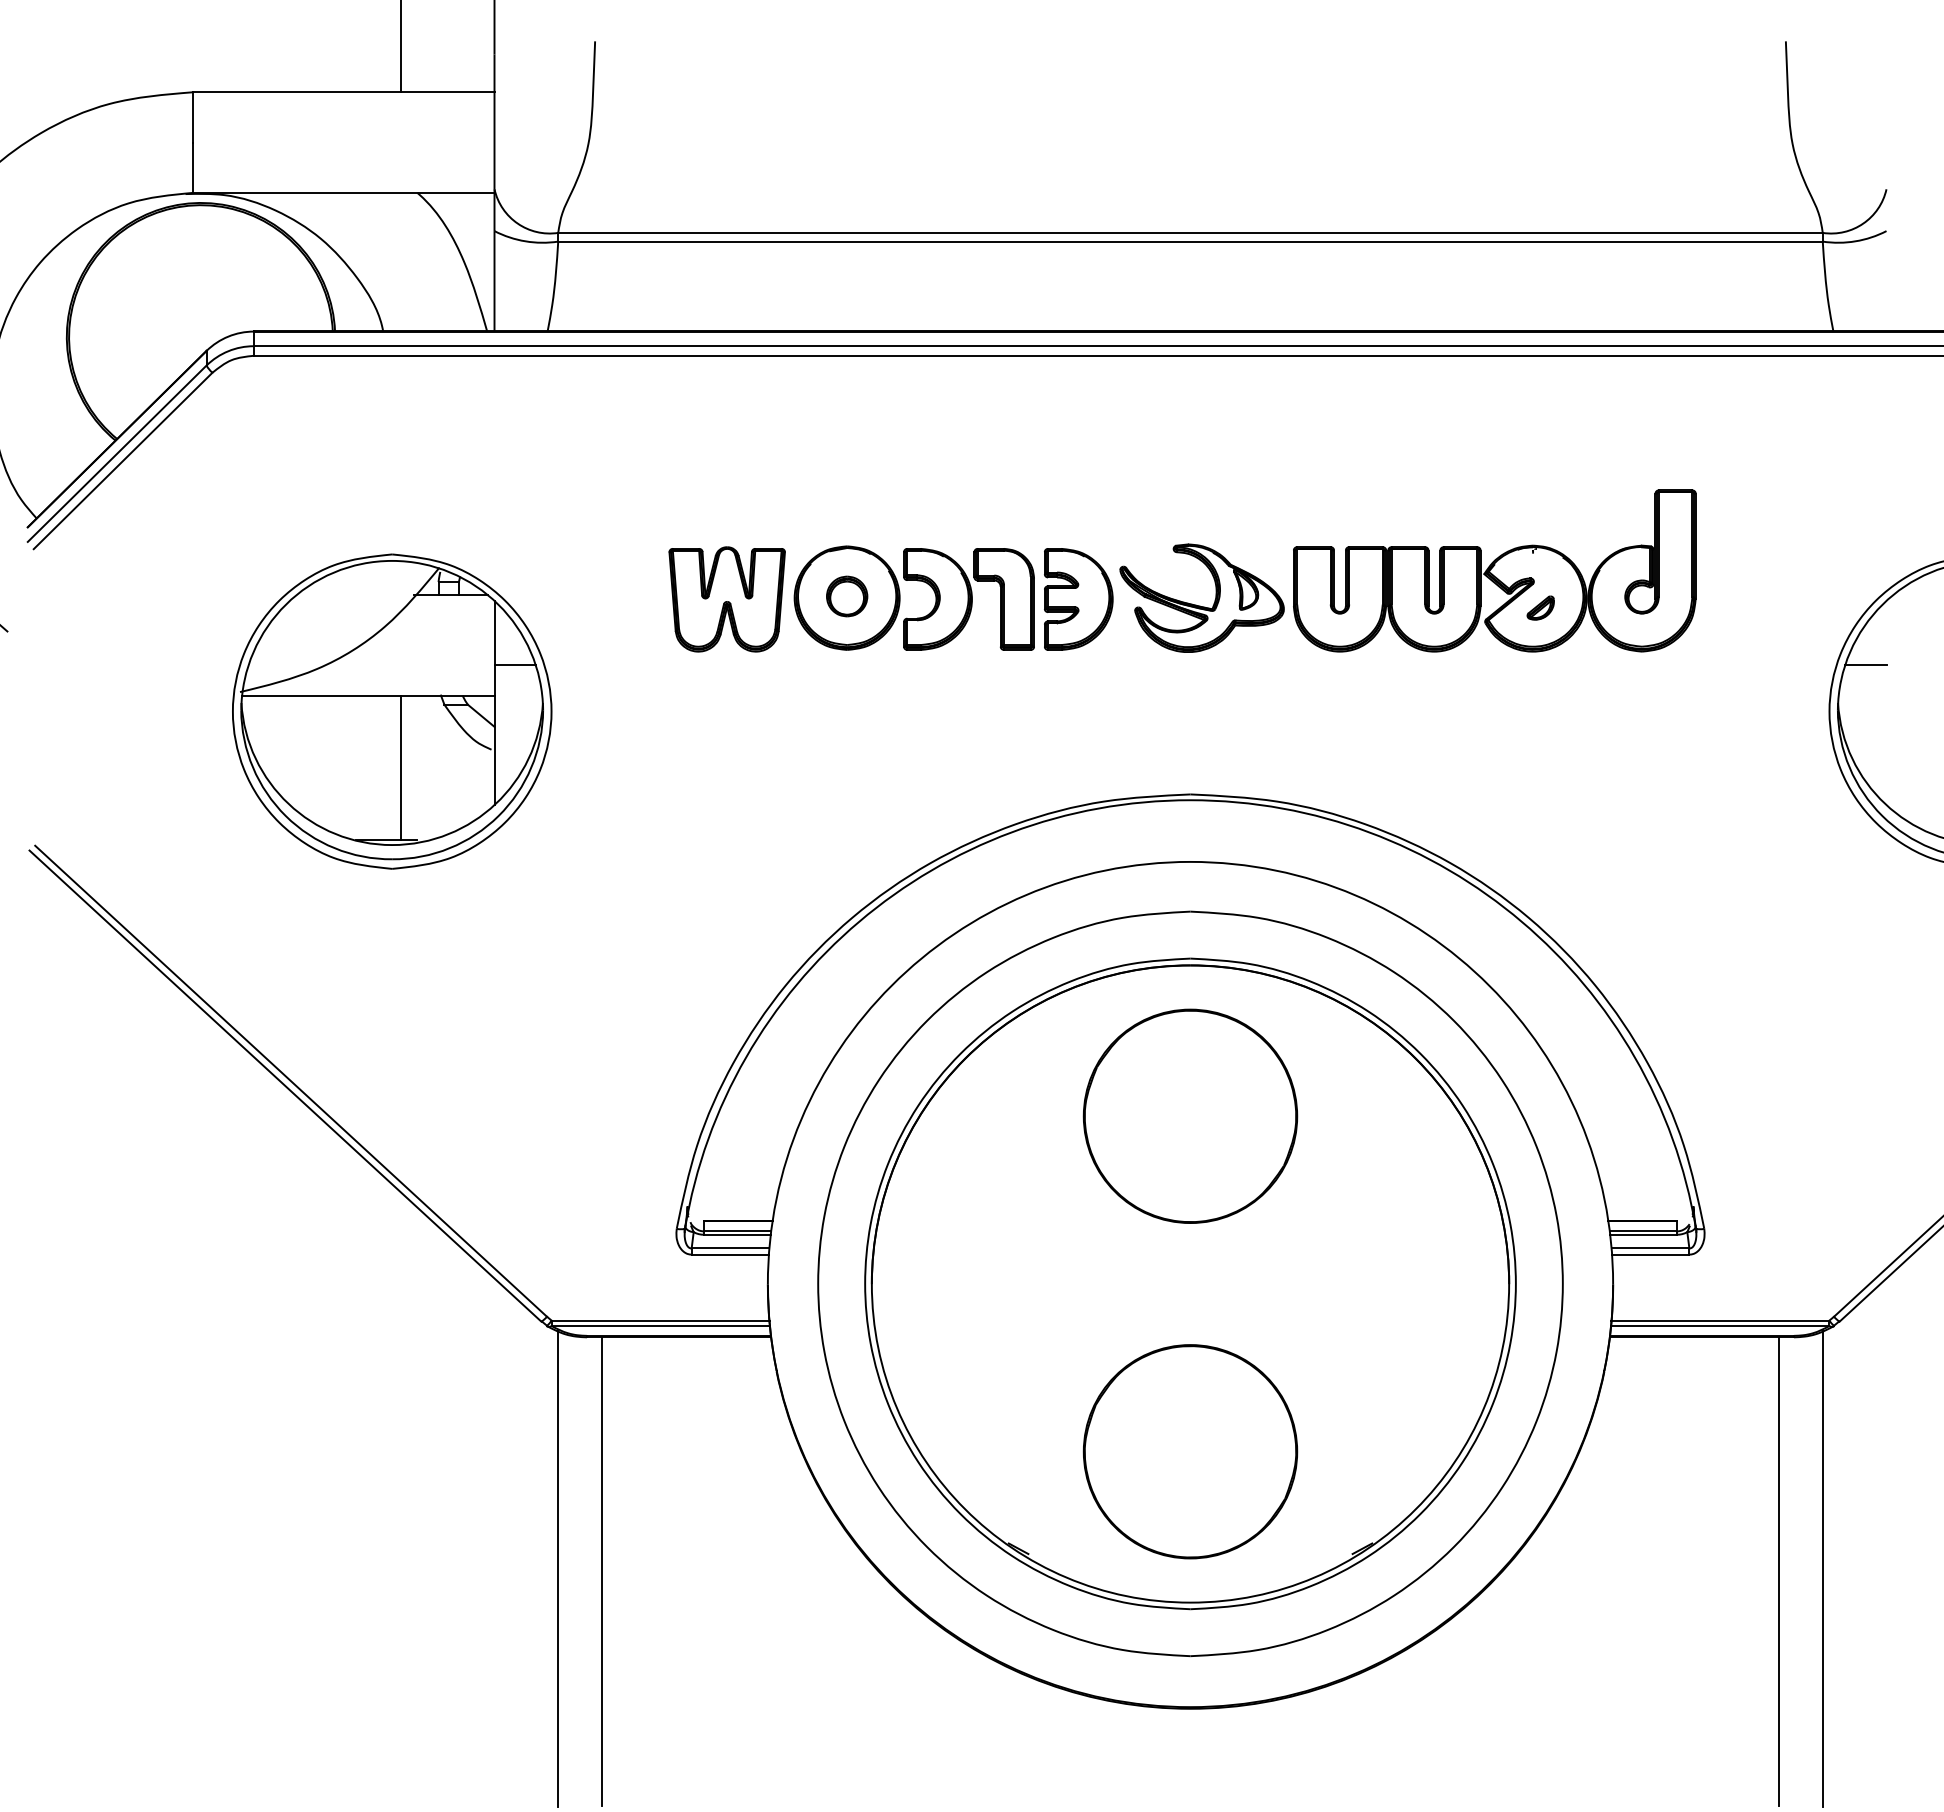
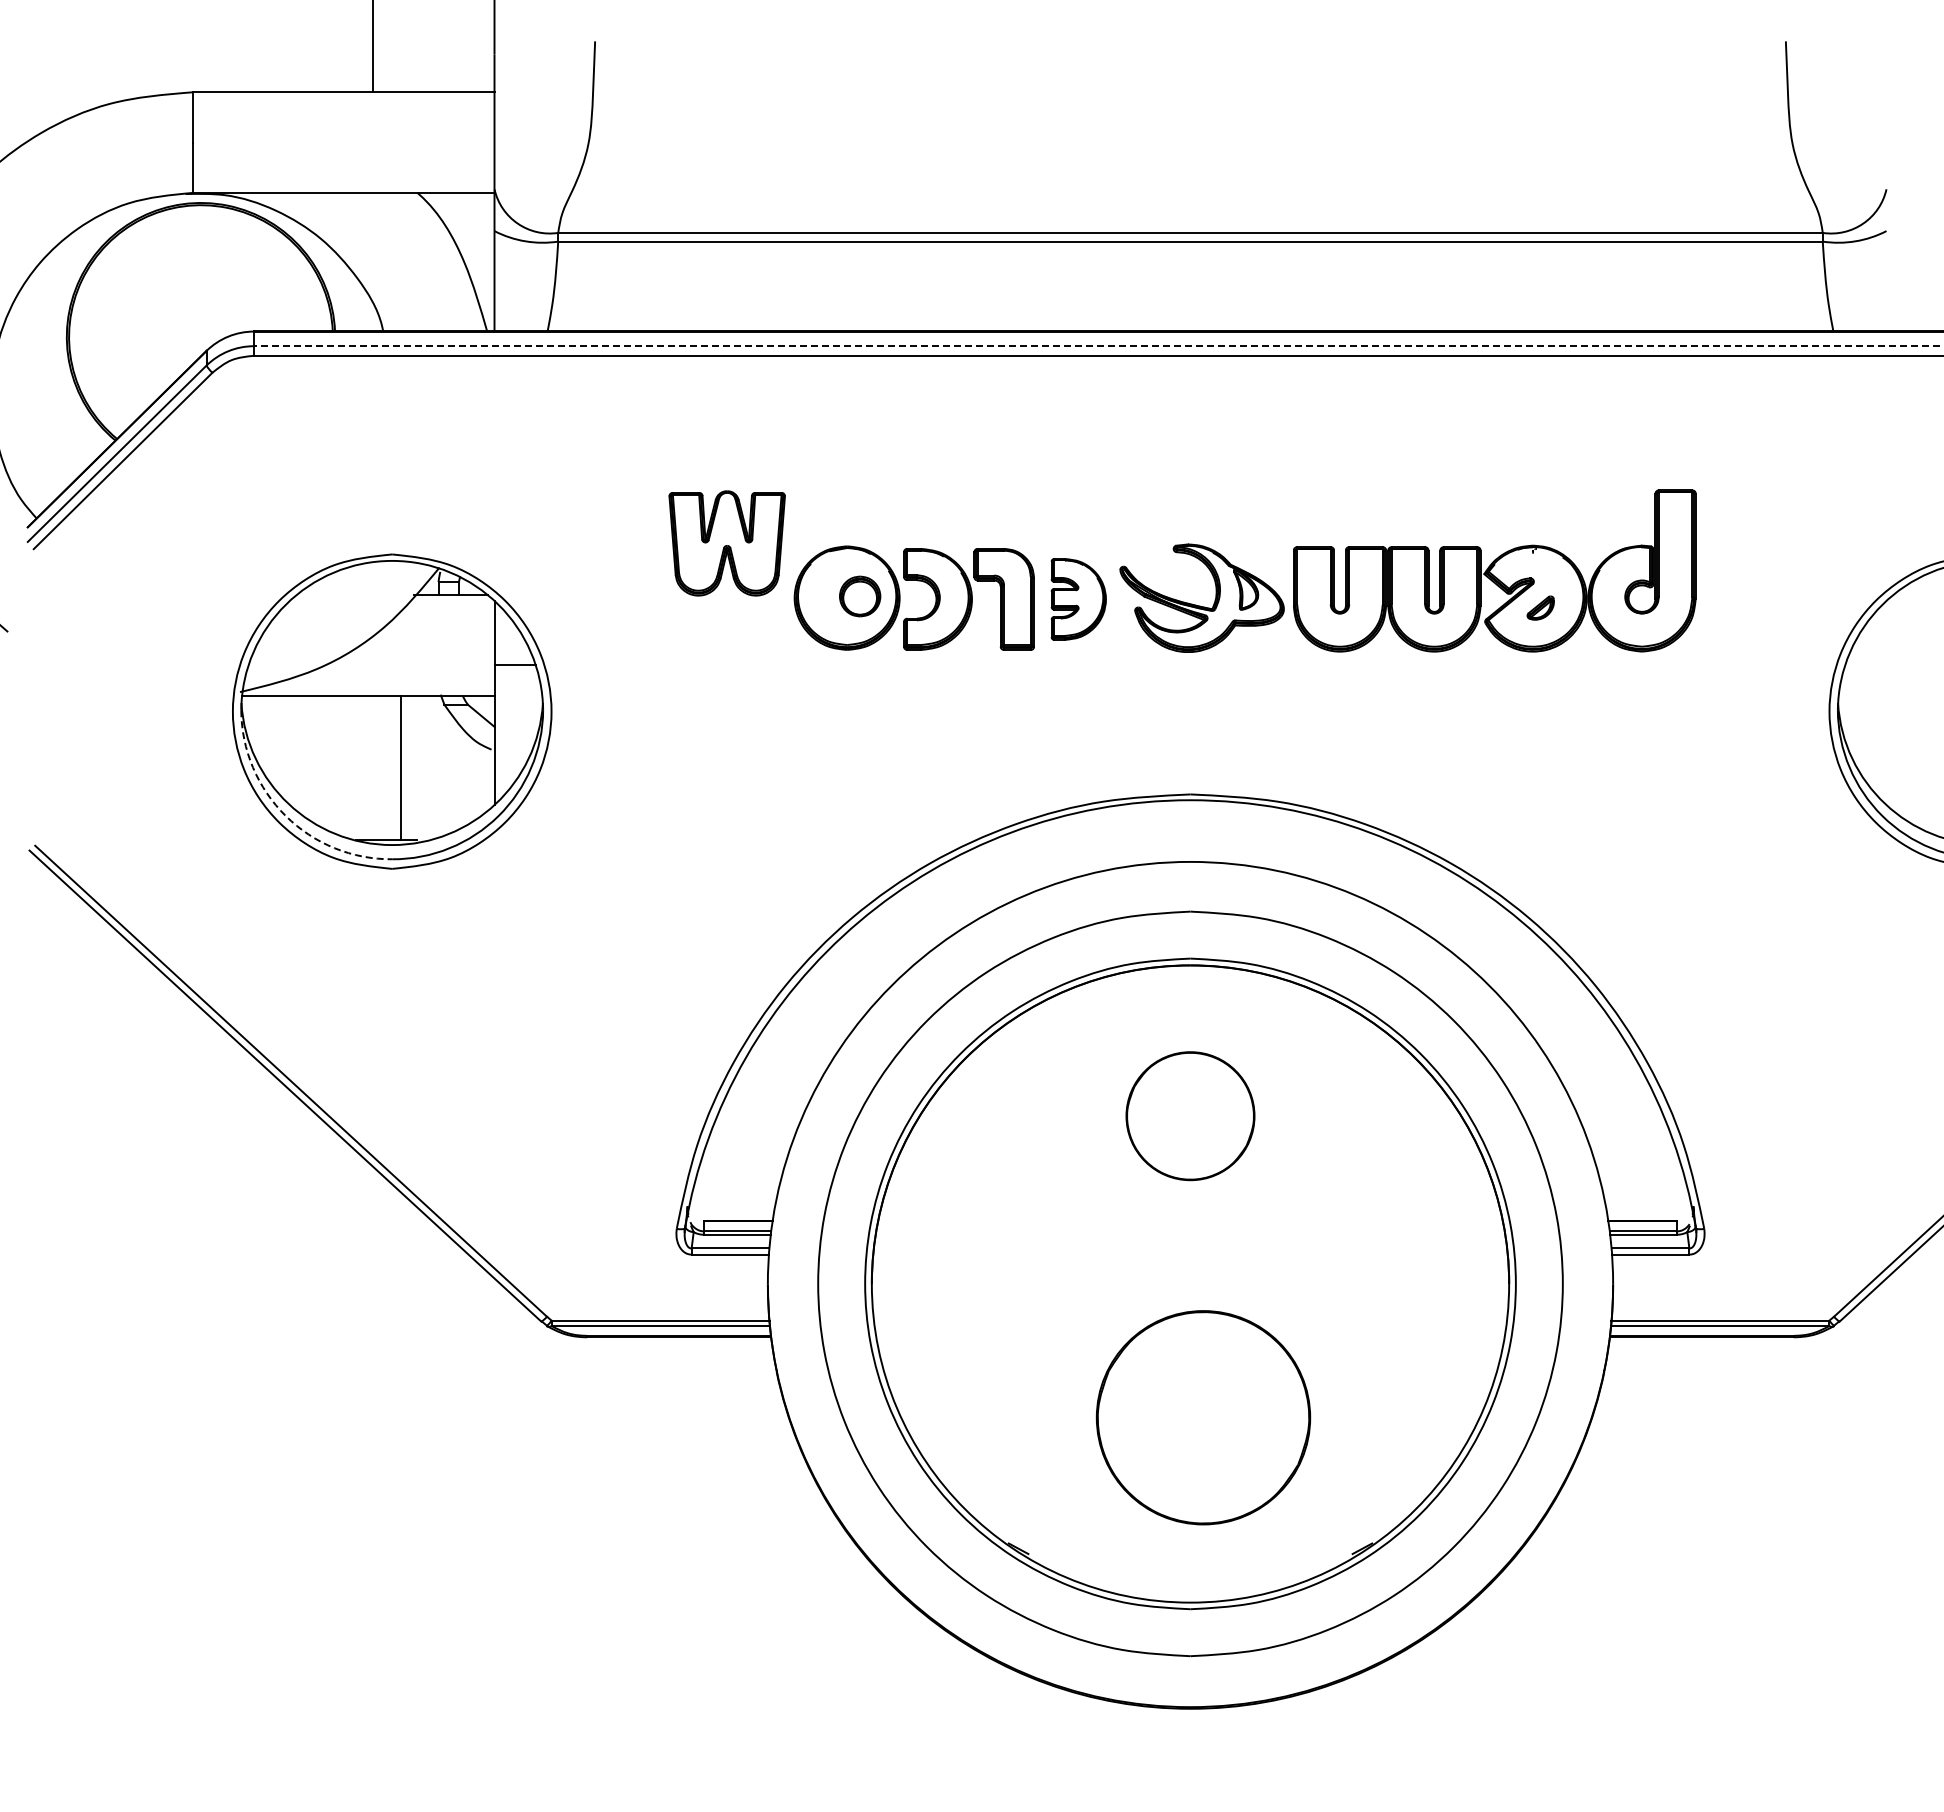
line position: (400, 47) -> (372, 47) (372, 47)
line: solid -> dashed (1098, 346)
part position: (847, 596) -> (860, 596) (860, 596)
part position: (726, 599) -> (726, 543) (726, 543)
part size: 70x103 px -> 57x83 px (1078, 599)
line: present -> none (1865, 664)
arc: solid -> dashed (285, 816)
part size: 217x216 px -> 131x131 px (1190, 1116)
part position: (1190, 1451) -> (1203, 1417) (1203, 1417)
line: present -> none (558, 1568)
line: present -> none (1822, 1568)
line: present -> none (601, 1571)
line: present -> none (1779, 1571)
